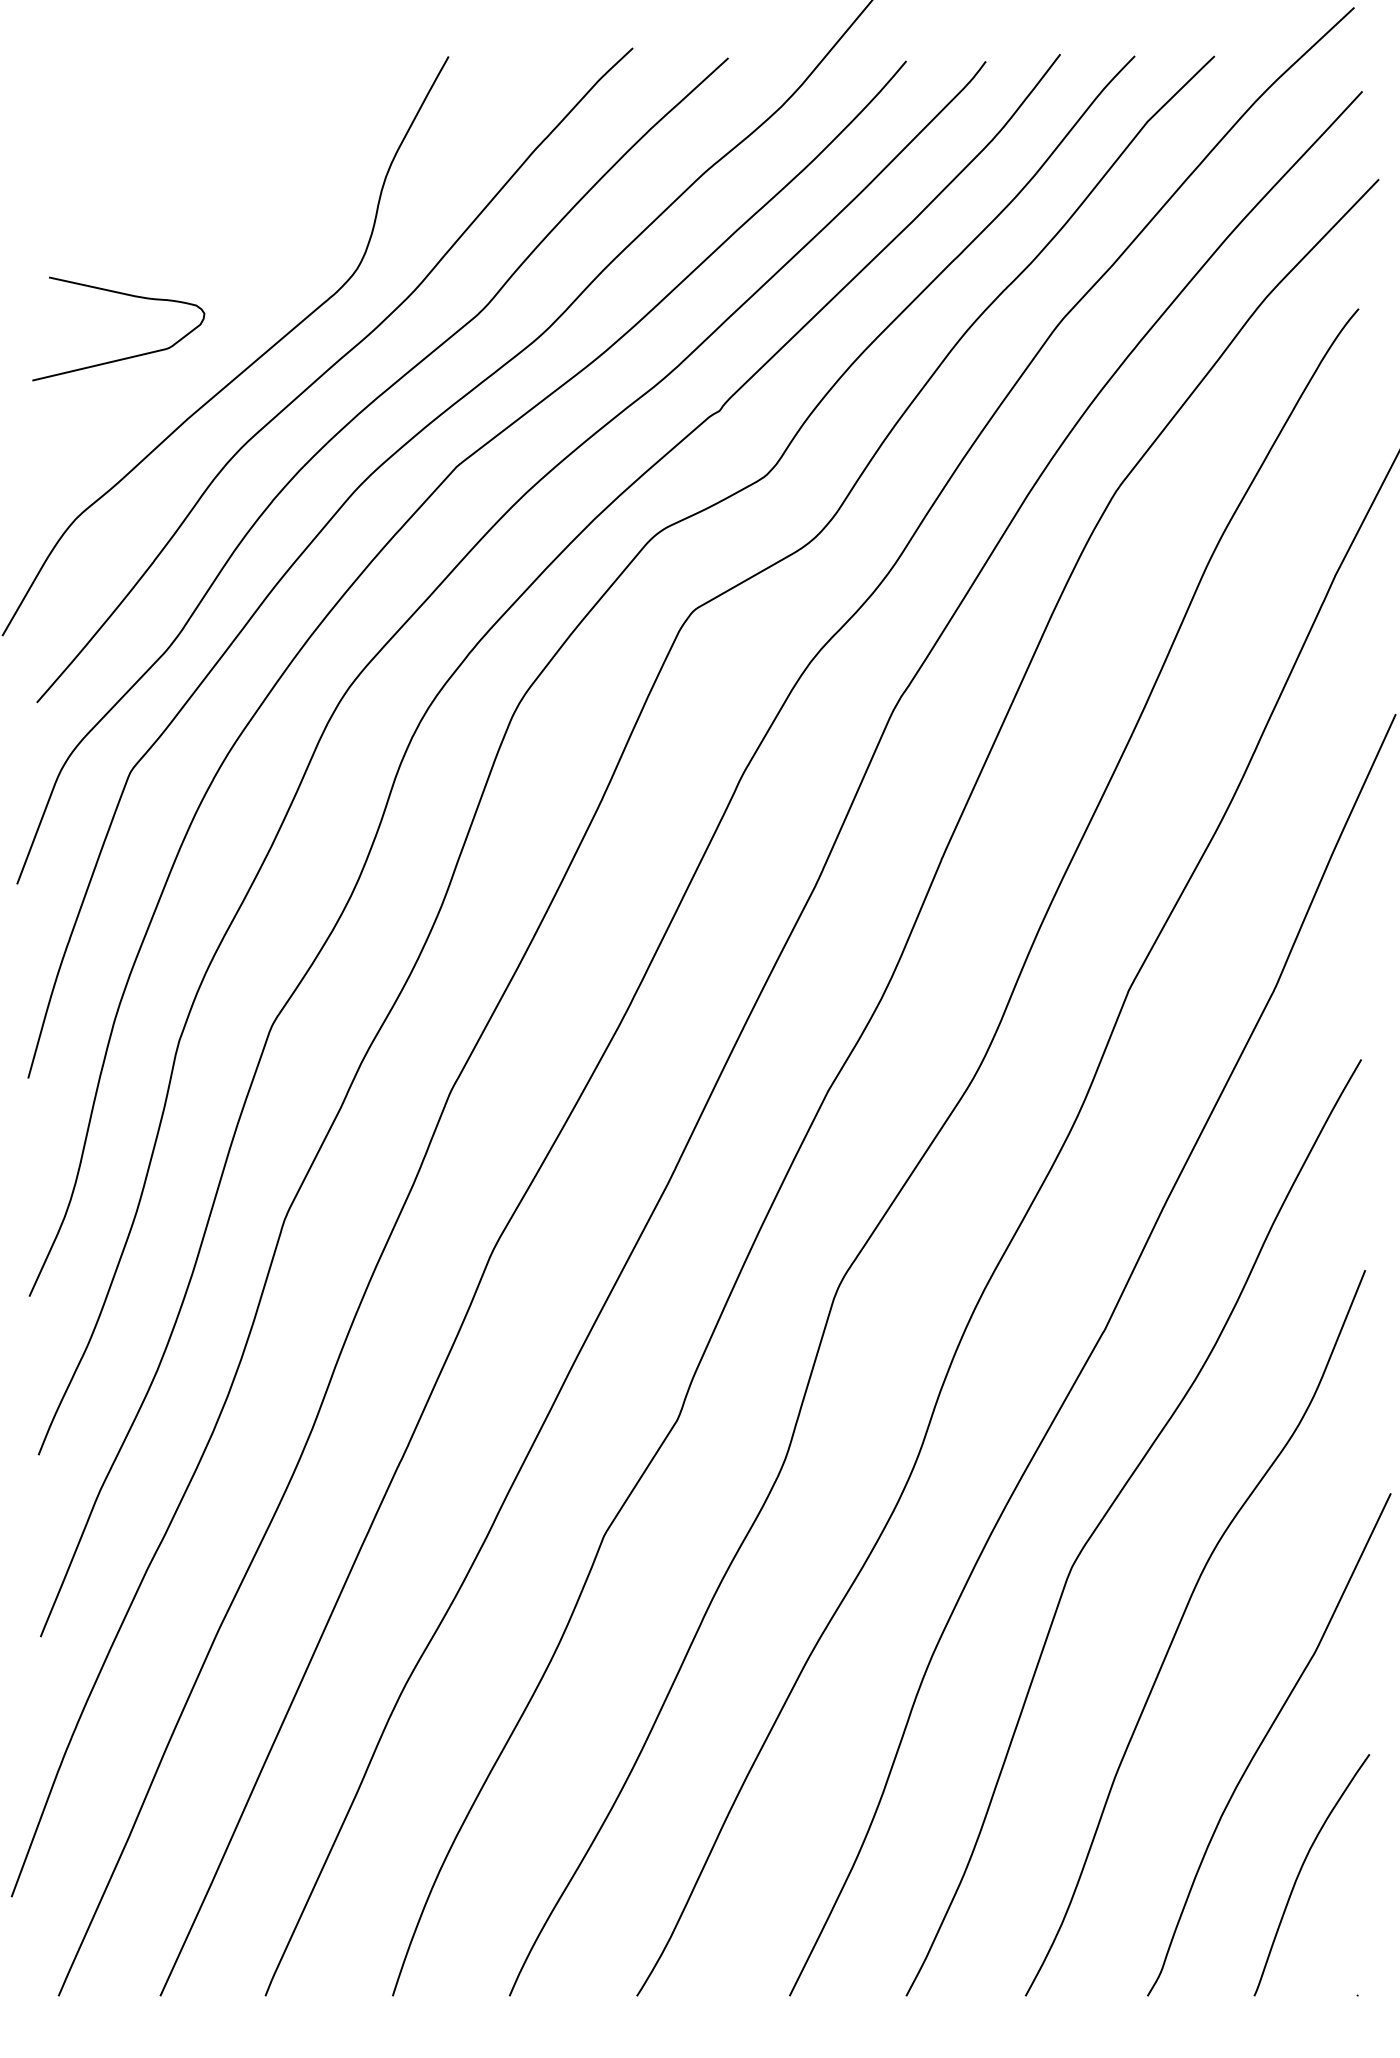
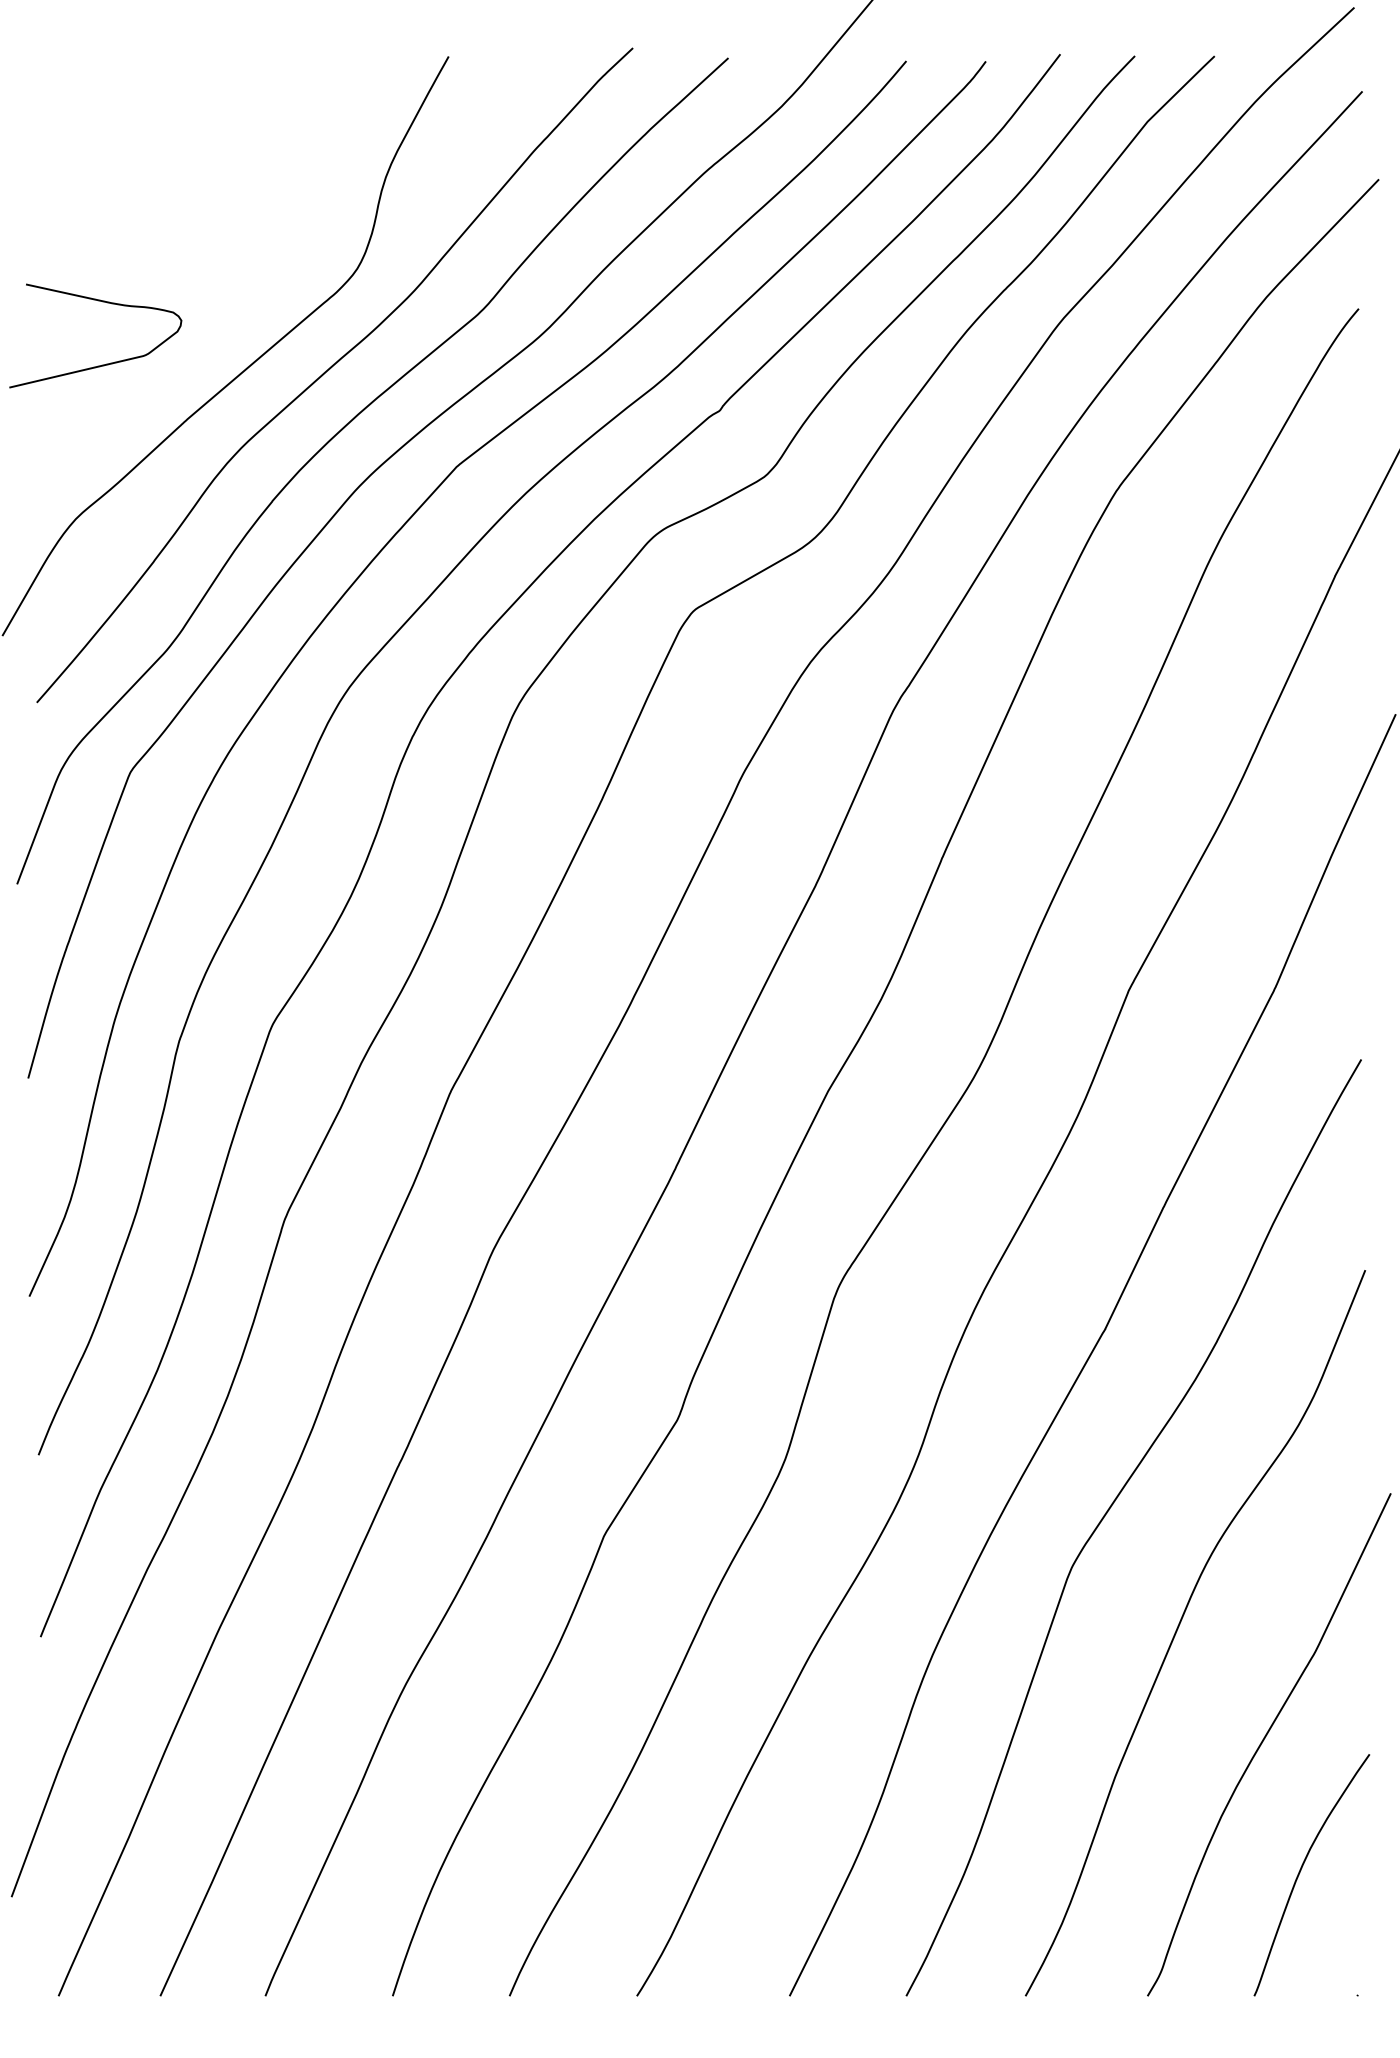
curve position: (125, 357) -> (102, 364) (102, 364)
